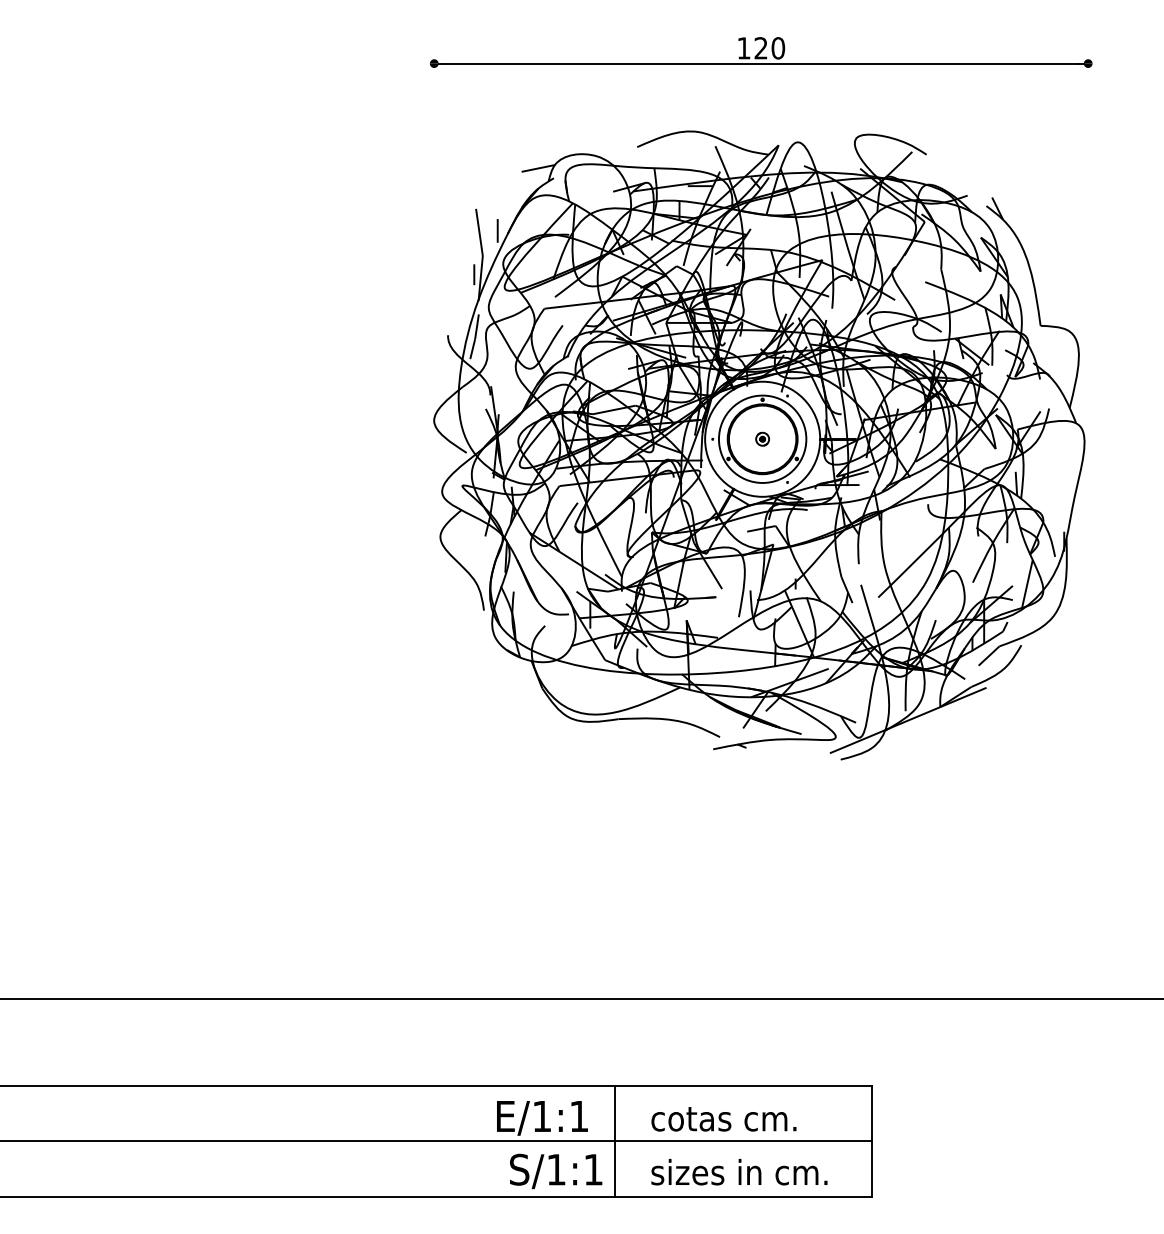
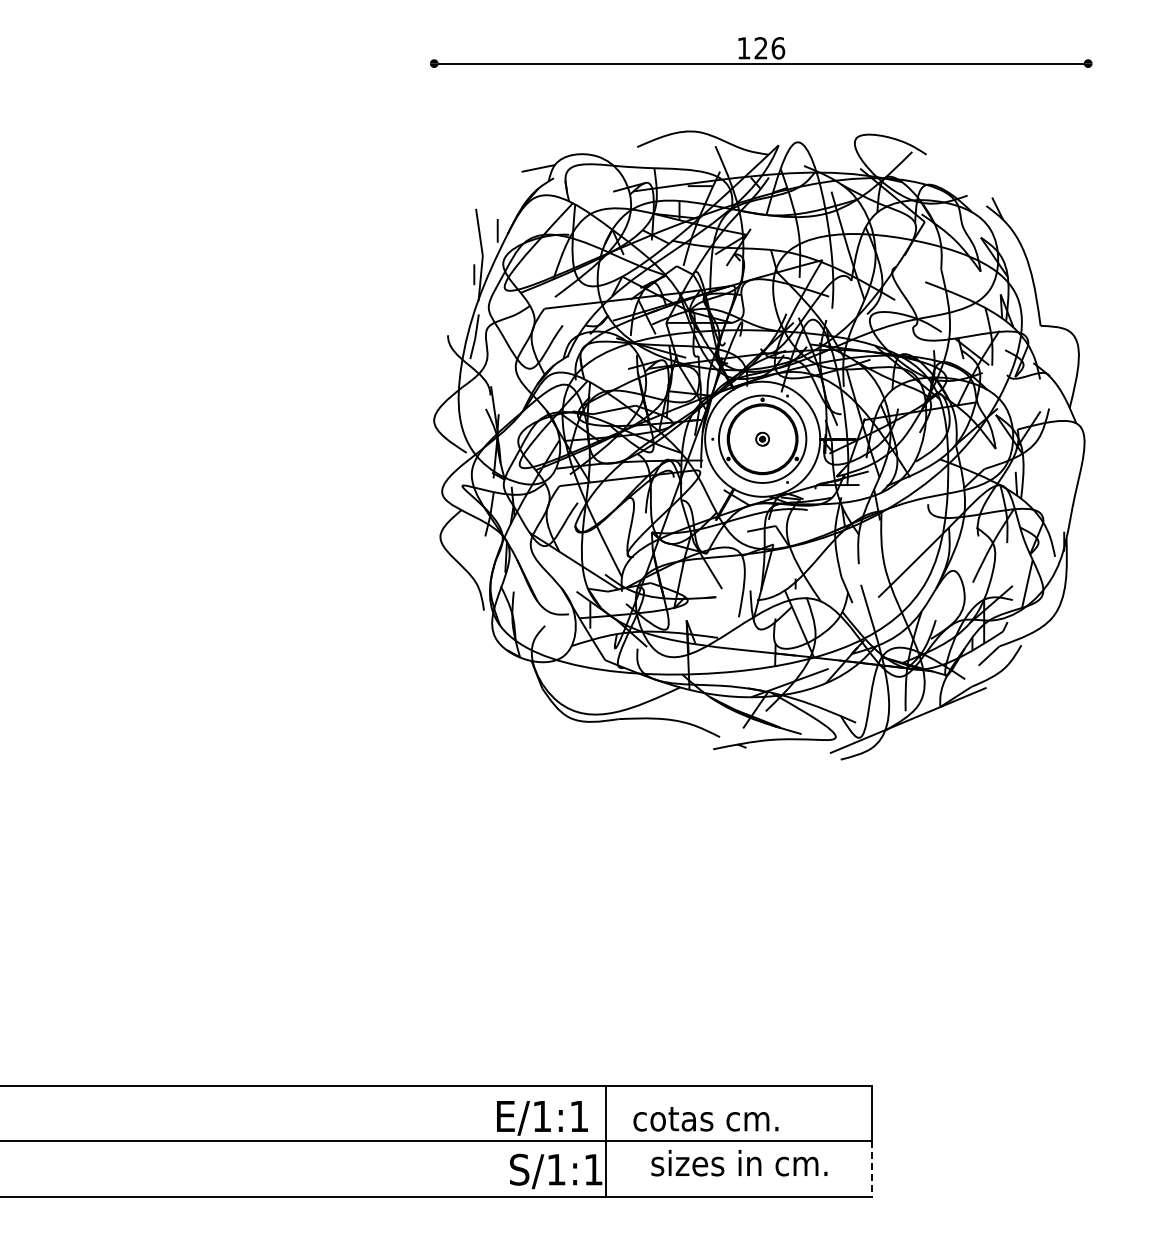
text: 120 -> 126 (778, 48)
line: present -> none (581, 998)
text position: (723, 1119) -> (705, 1119) (705, 1119)
line position: (614, 1140) -> (605, 1140) (605, 1140)
line: solid -> dashed (872, 1169)
text position: (739, 1172) -> (739, 1163) (739, 1163)
